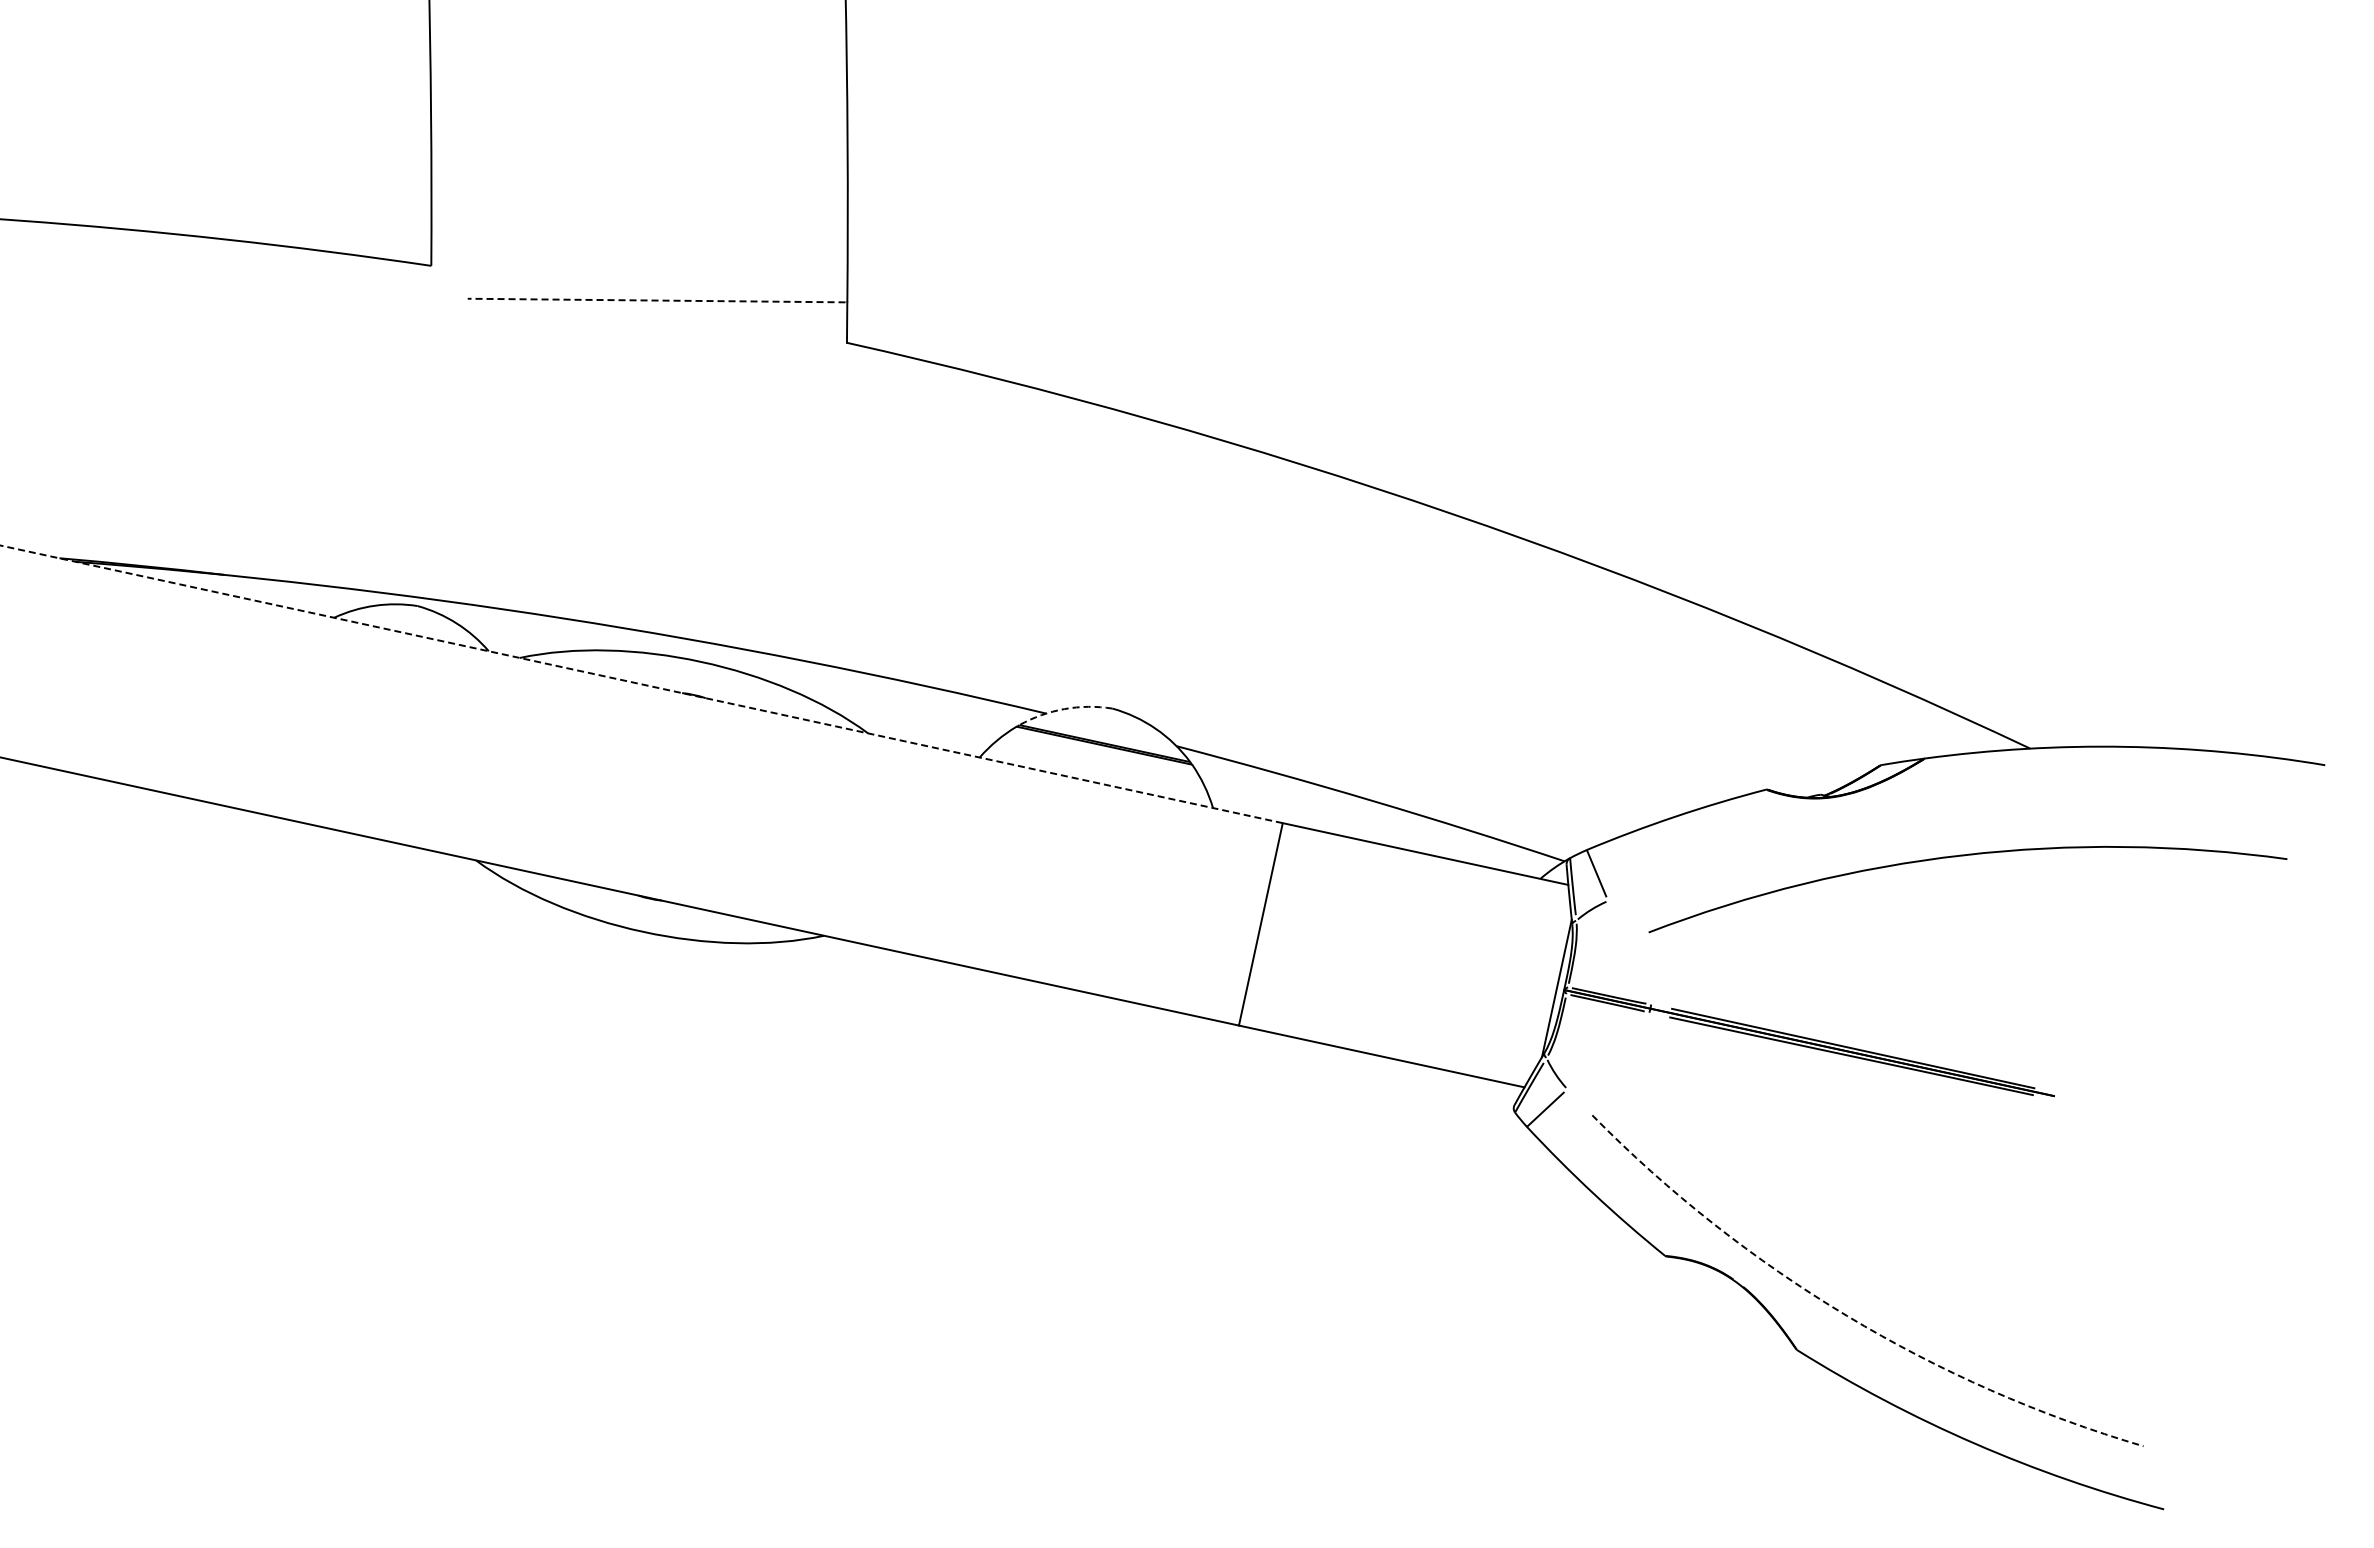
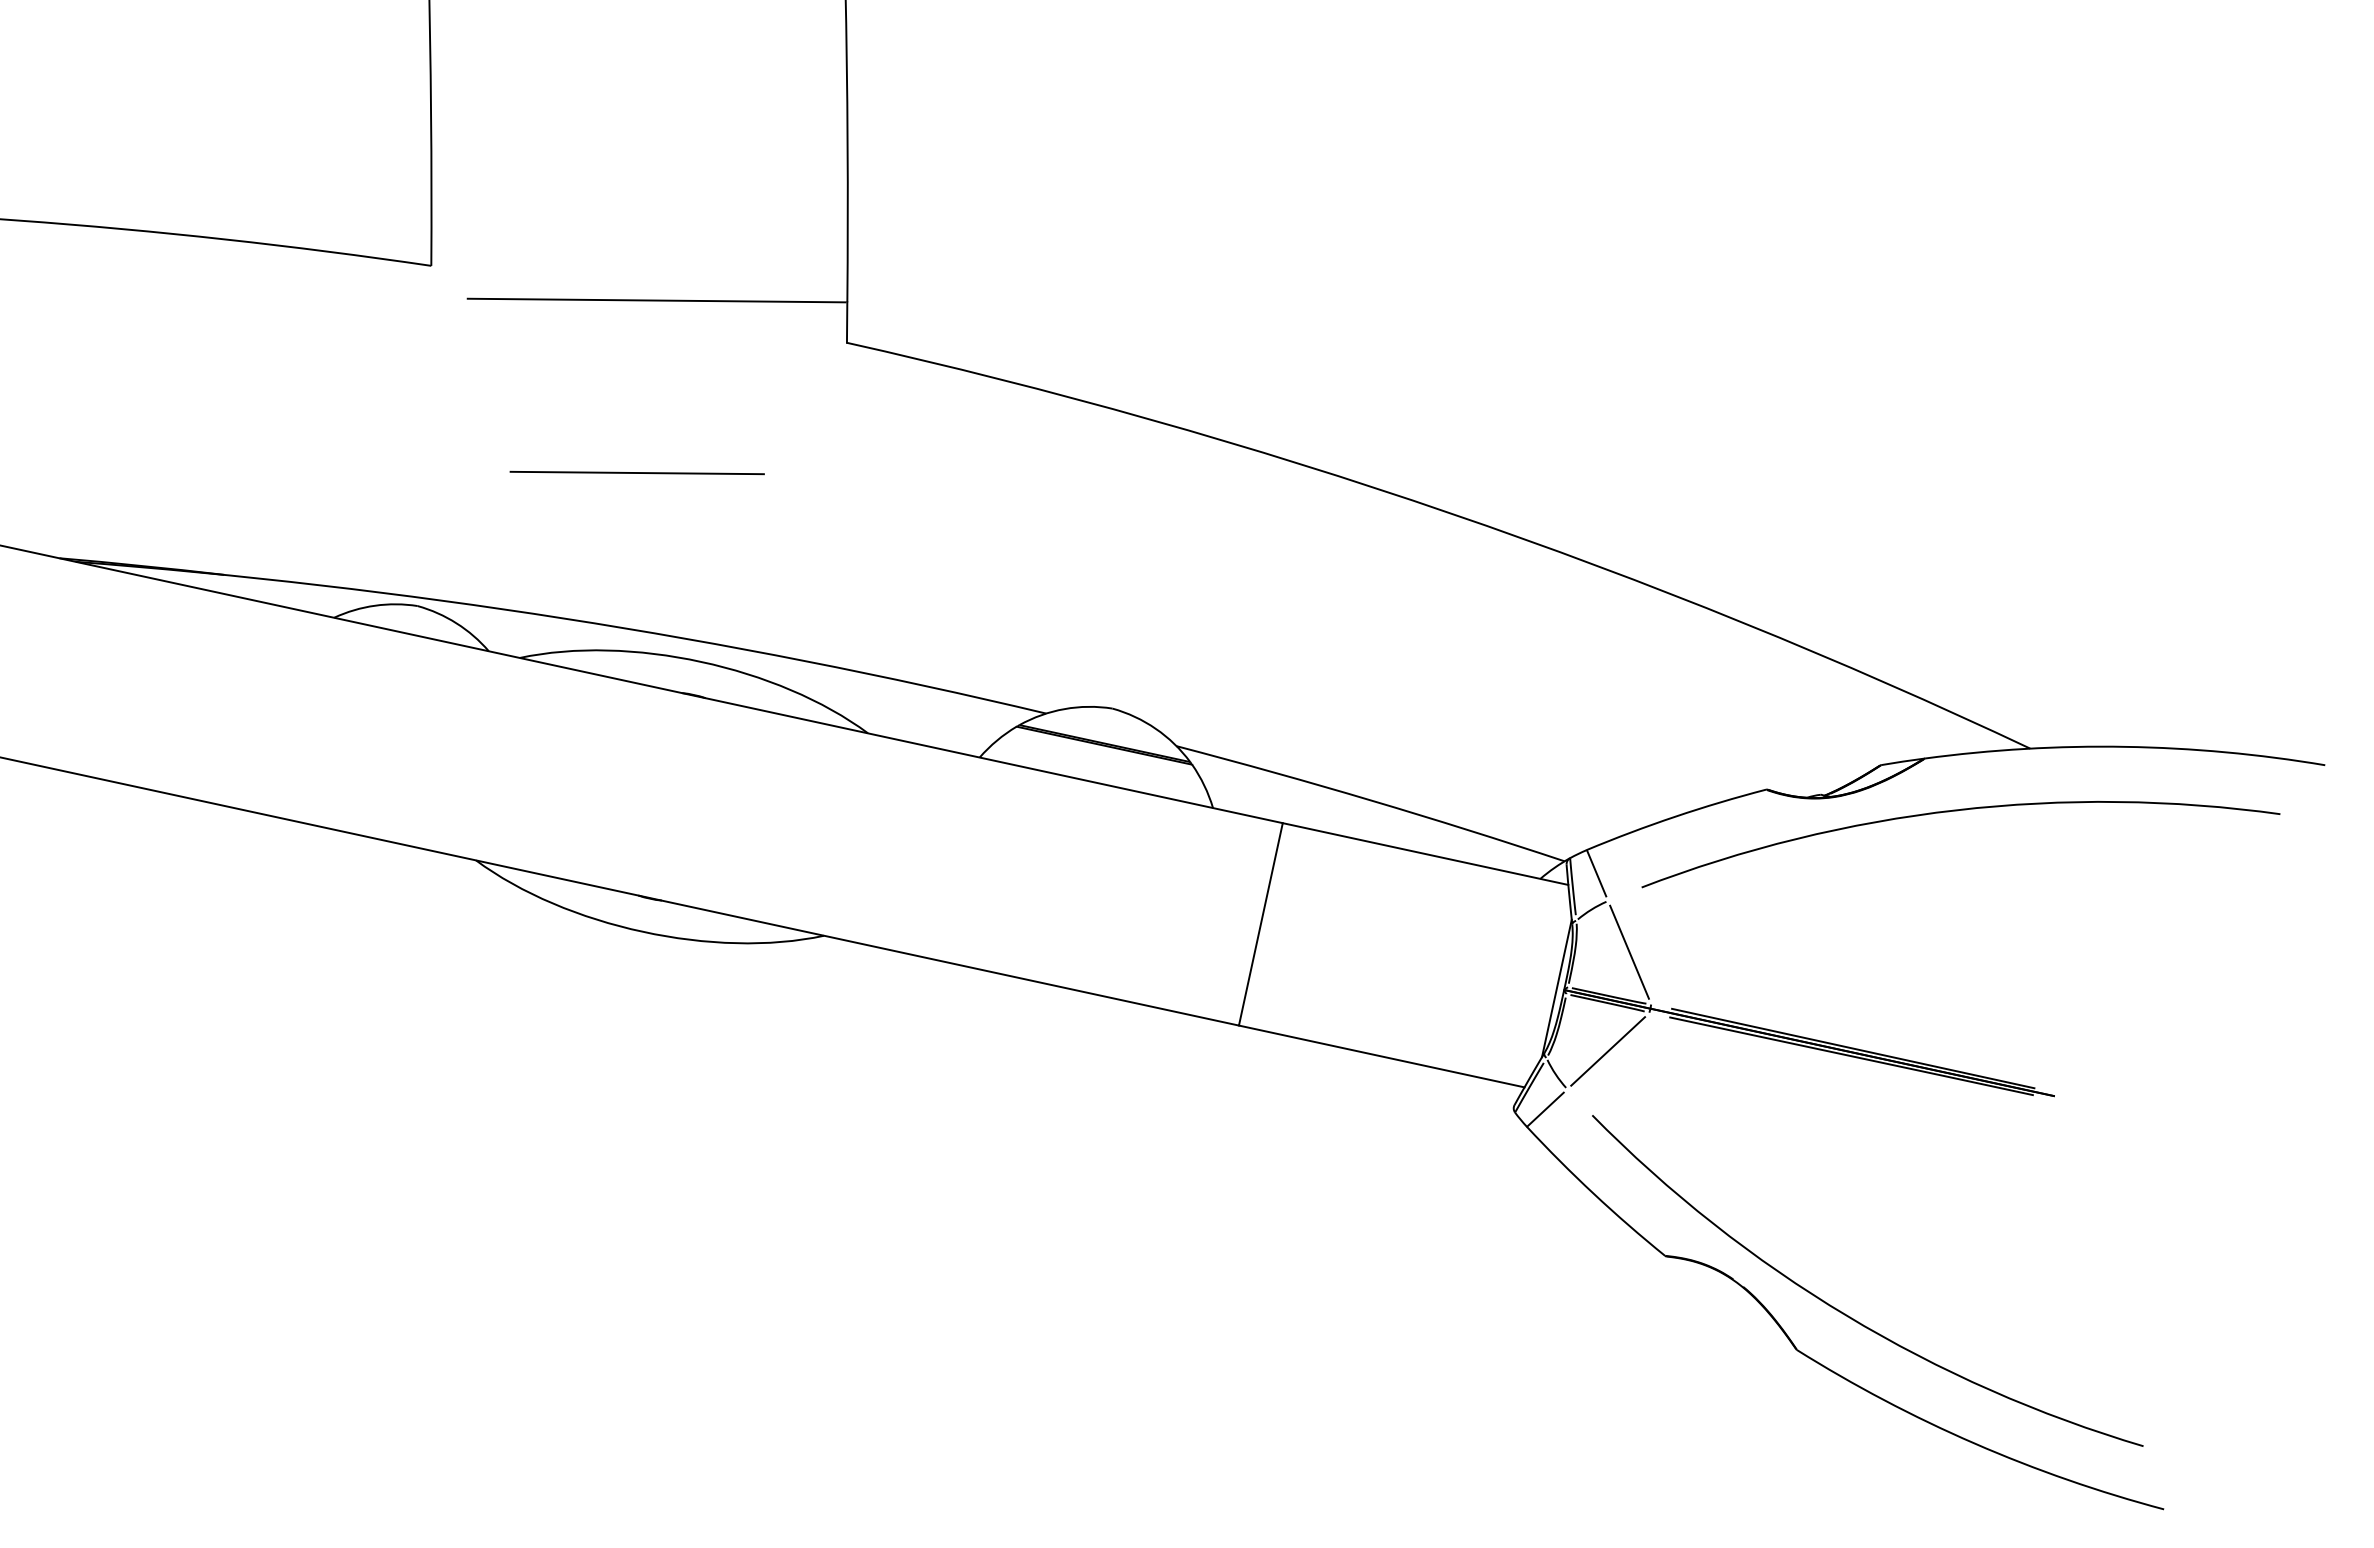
line: dashed -> solid (656, 300)
line: none -> present (636, 472)
line: dashed -> solid (640, 684)
arc: dashed -> solid (1064, 709)
arc position: (1964, 856) -> (1957, 811) (1957, 811)
line: none -> present (1629, 951)
line: none -> present (1608, 1051)
arc: dashed -> solid (1846, 1315)
